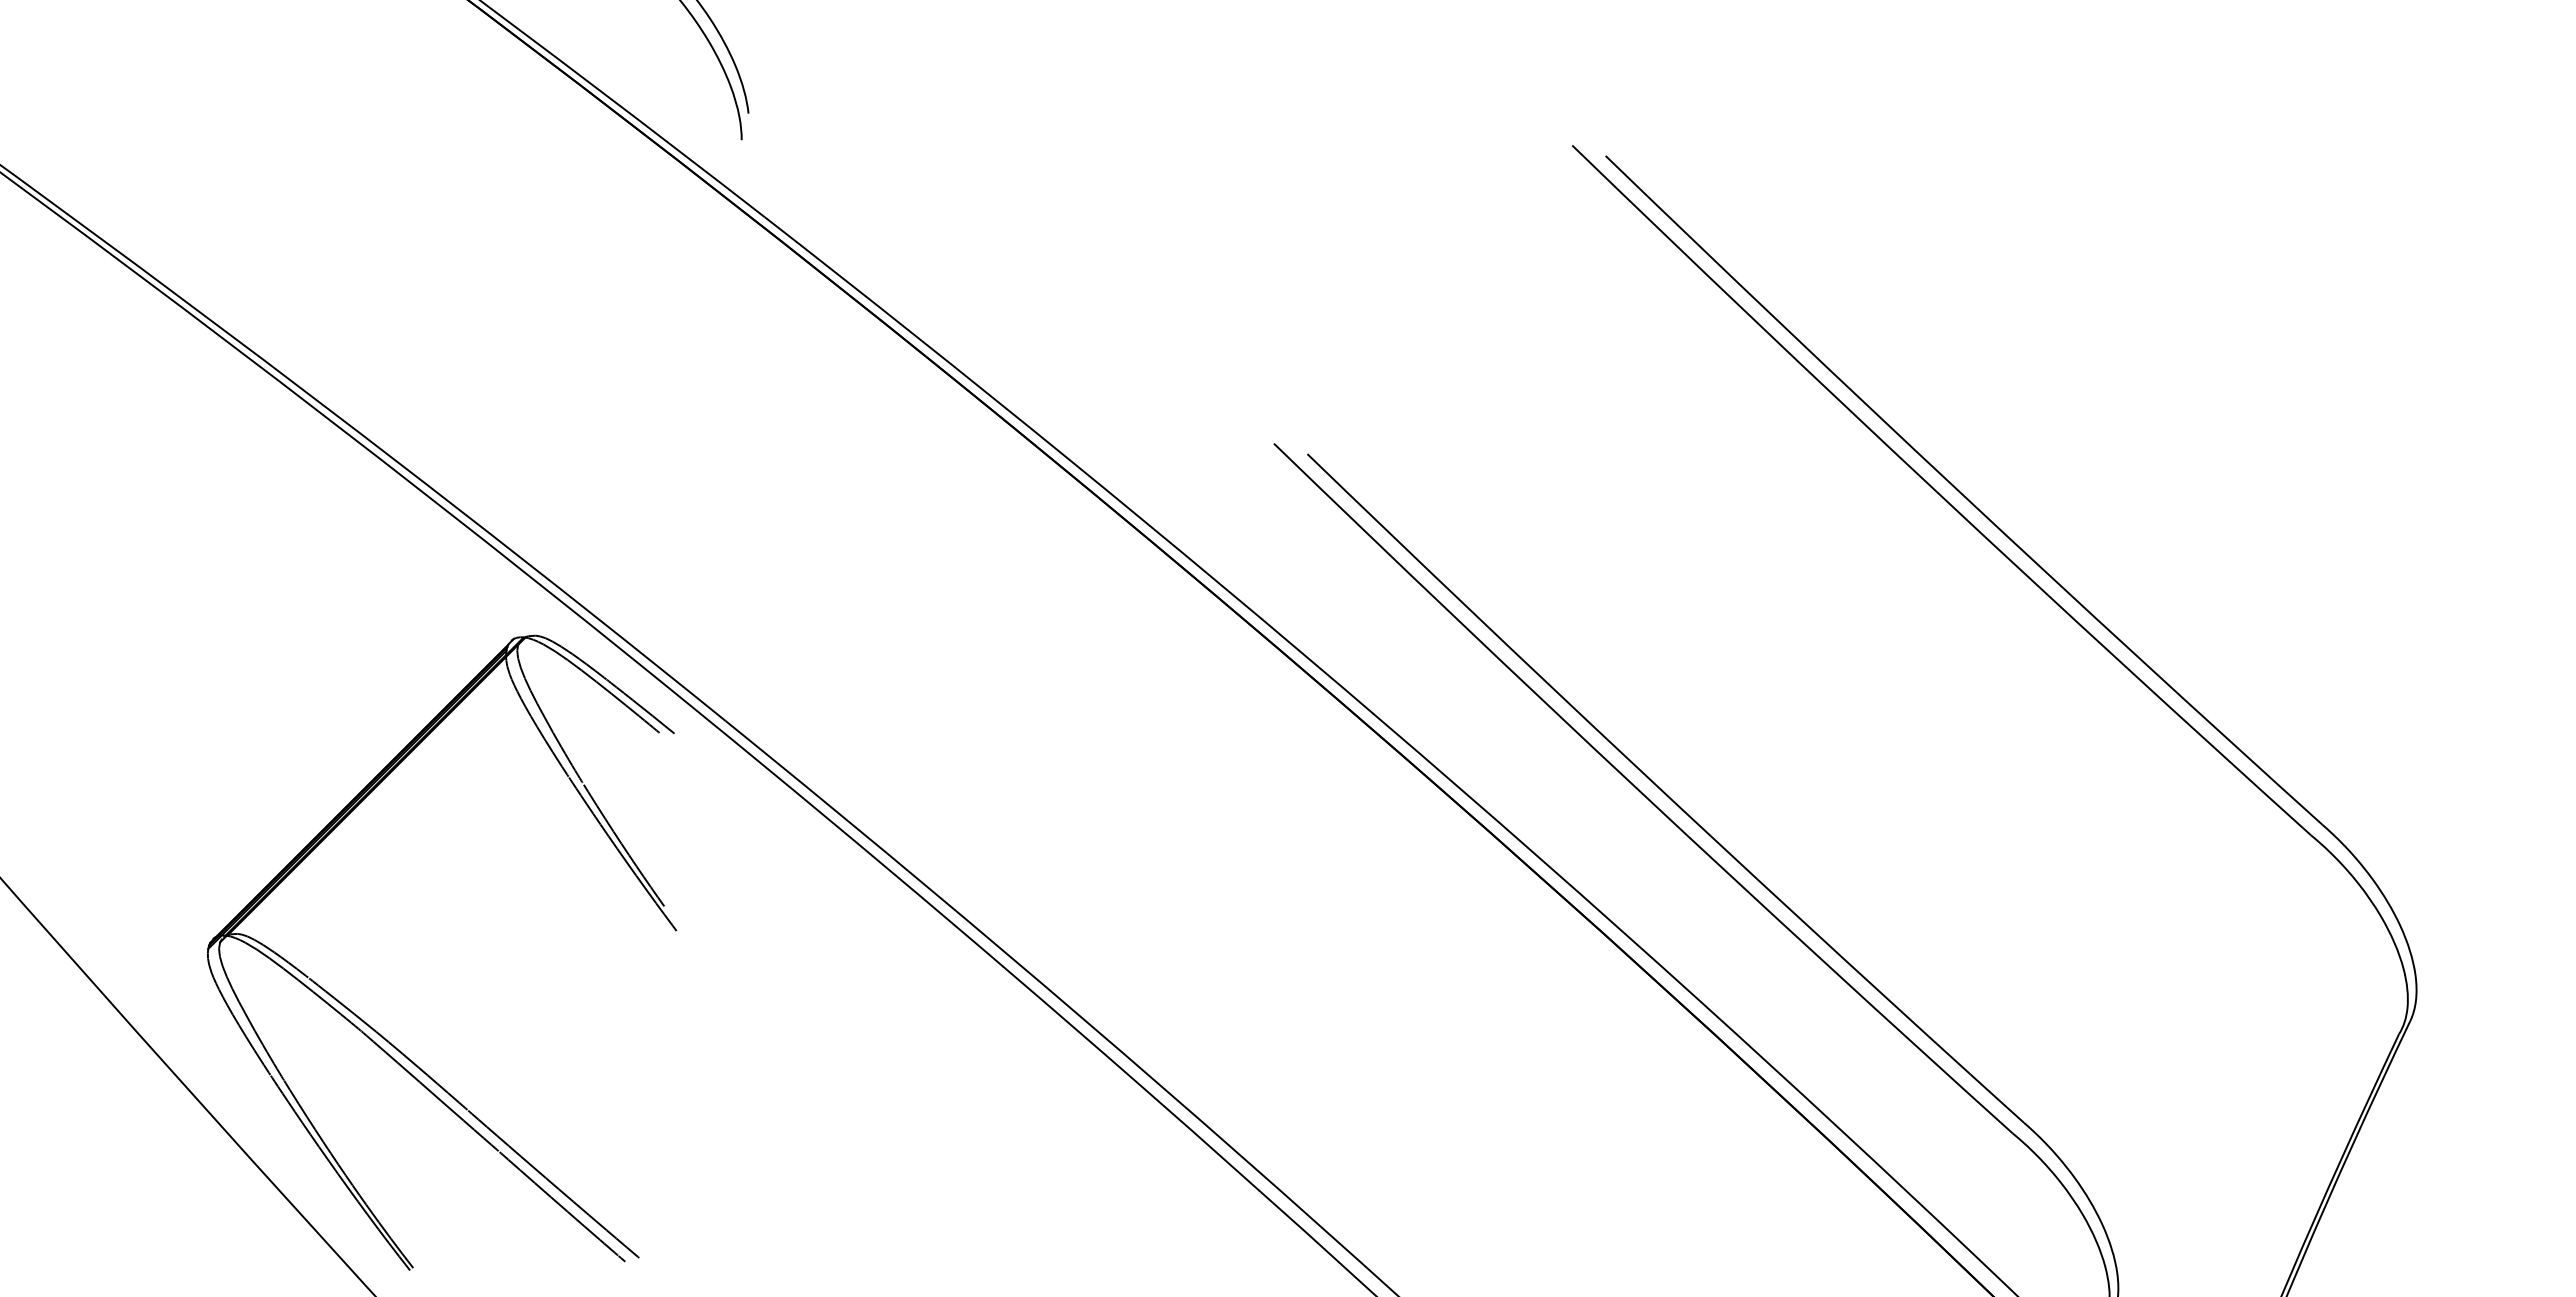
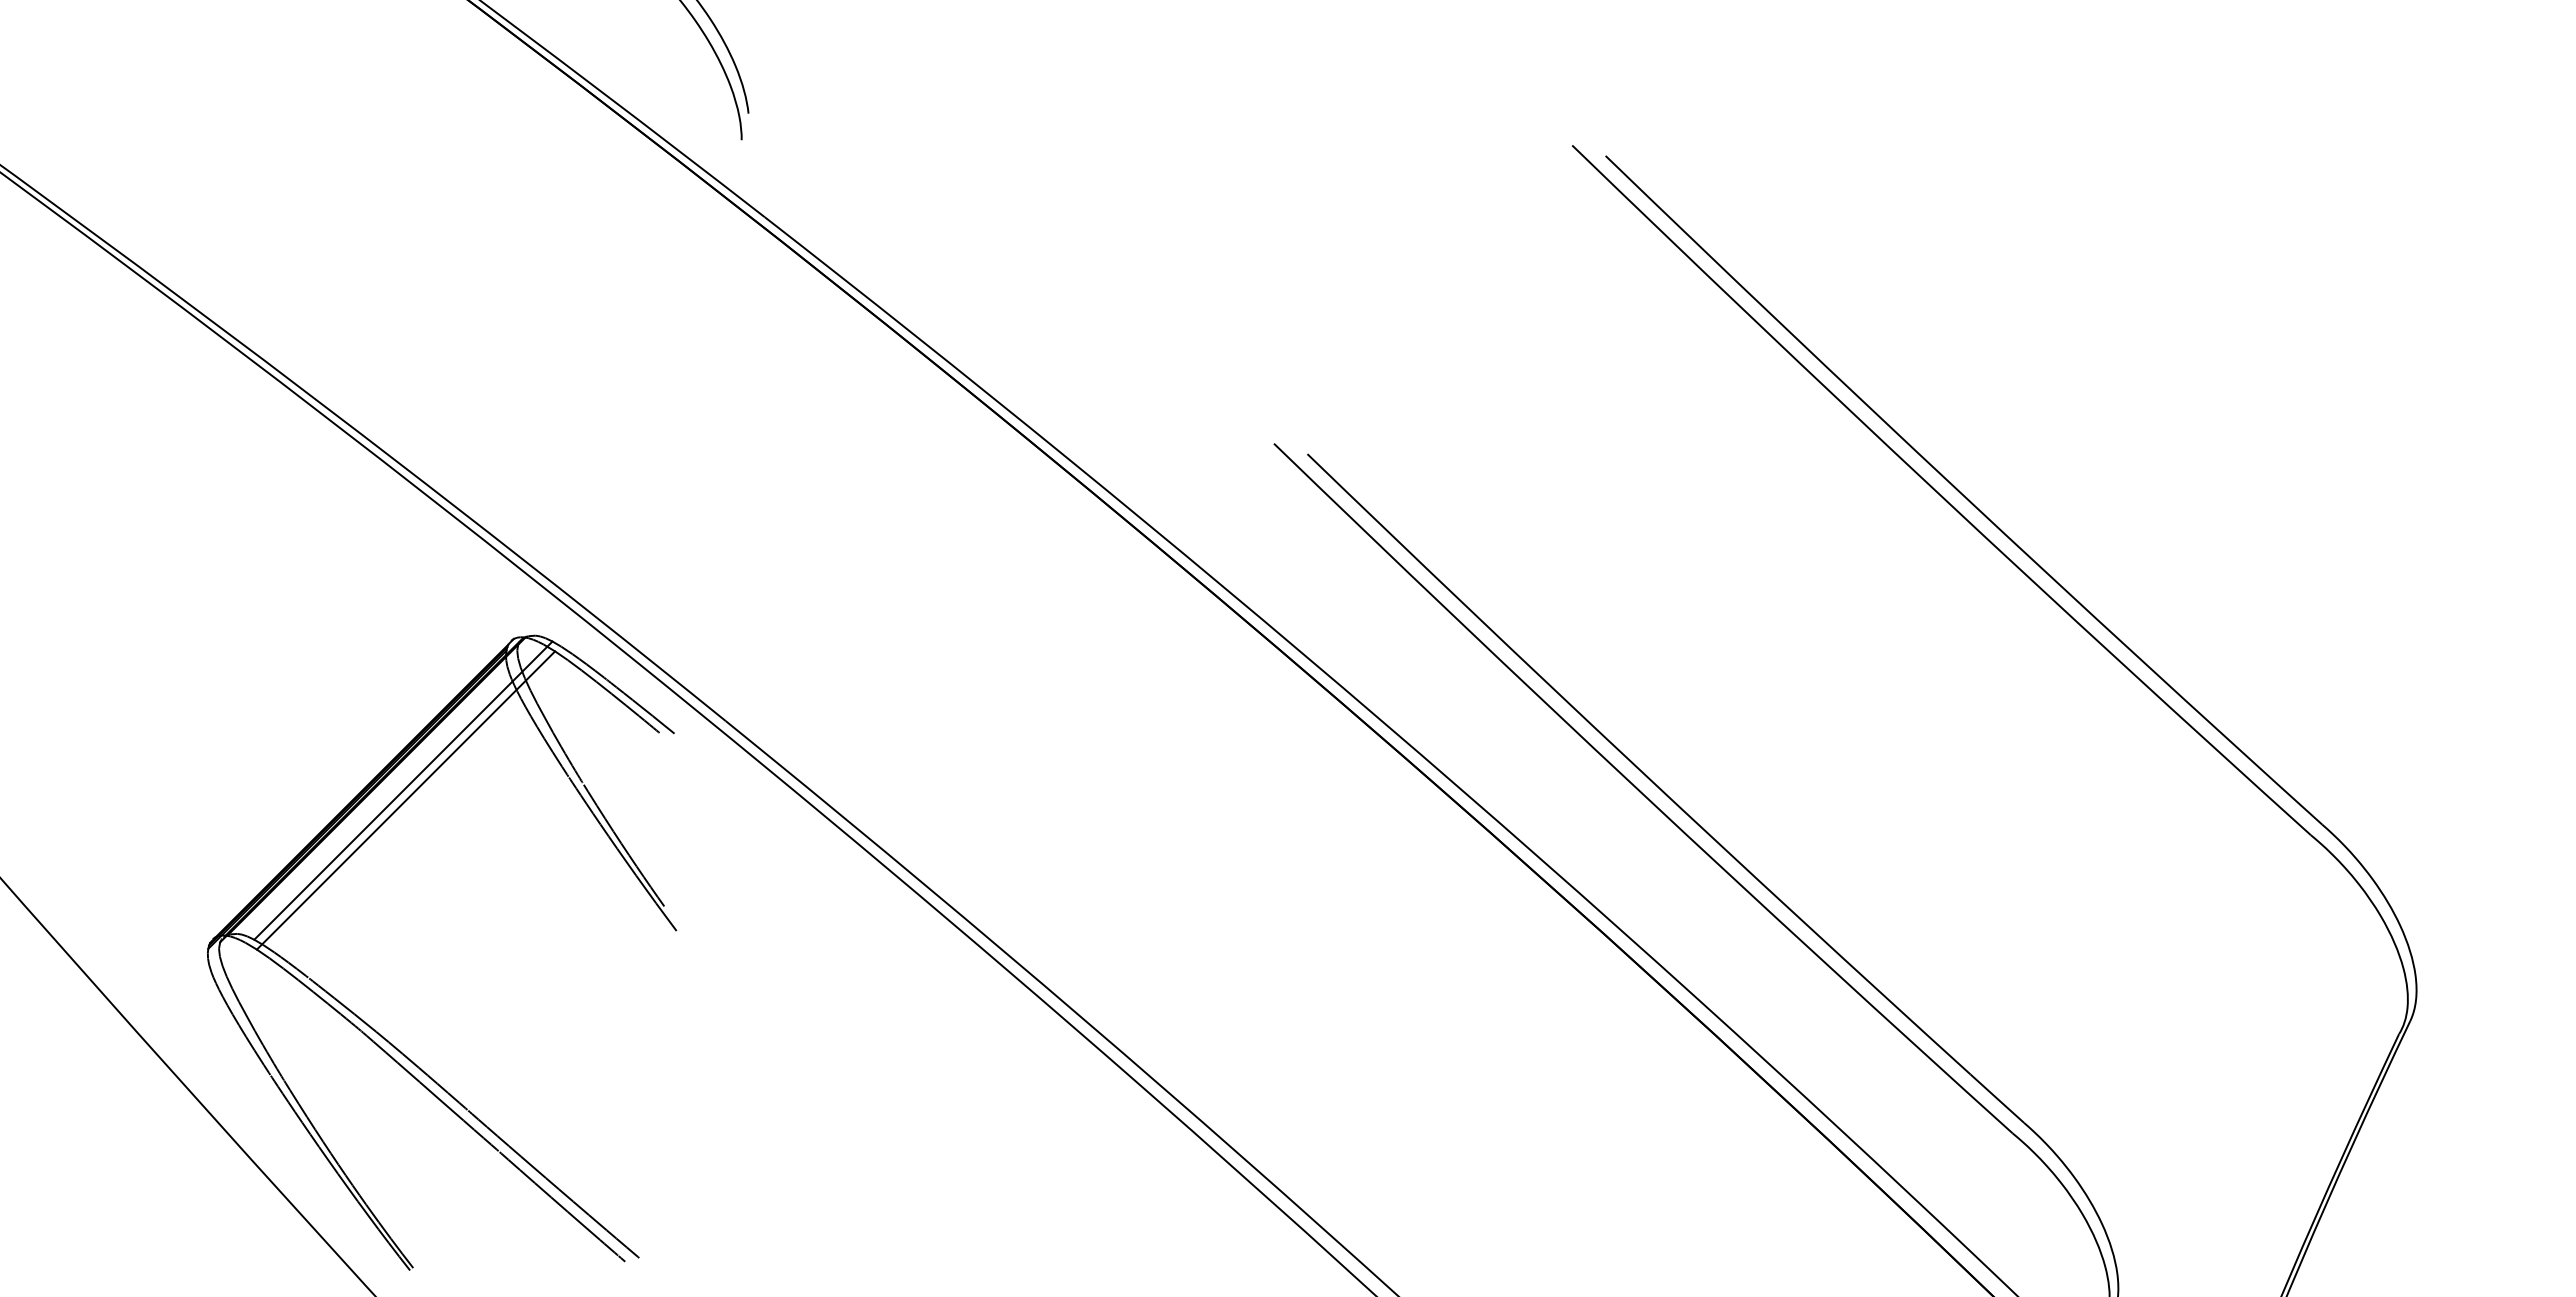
line: none -> present (403, 790)
line: none -> present (405, 800)
